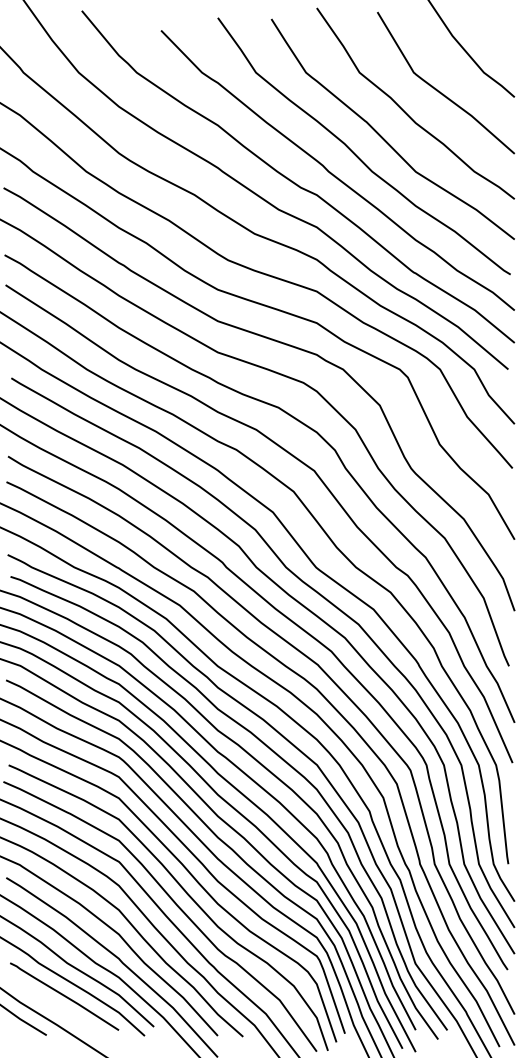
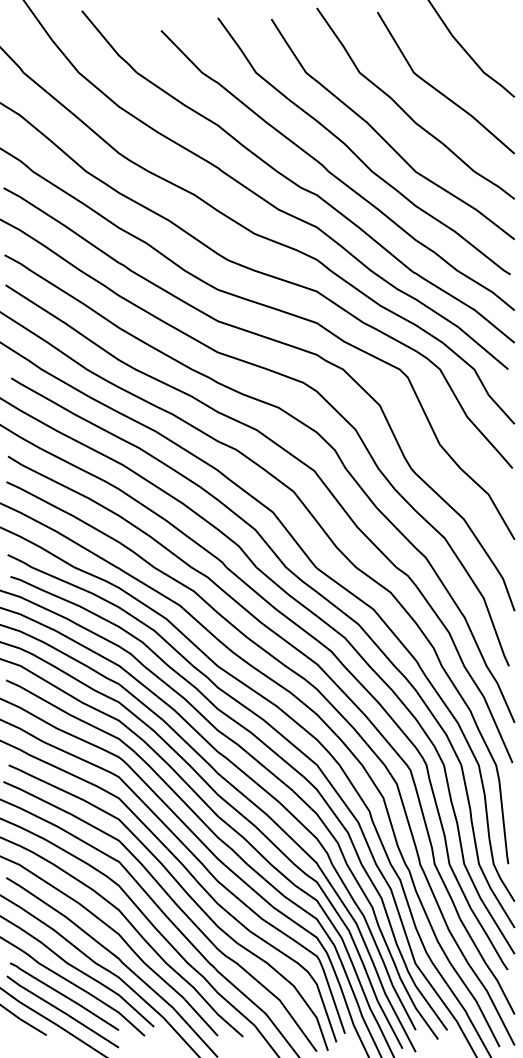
line: none -> present (62, 1011)
